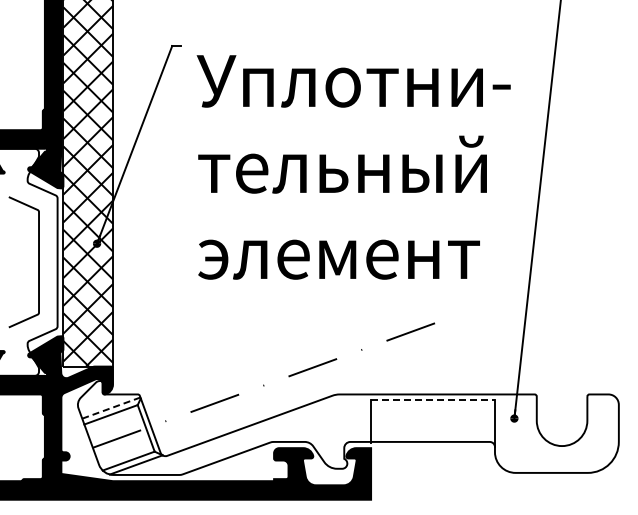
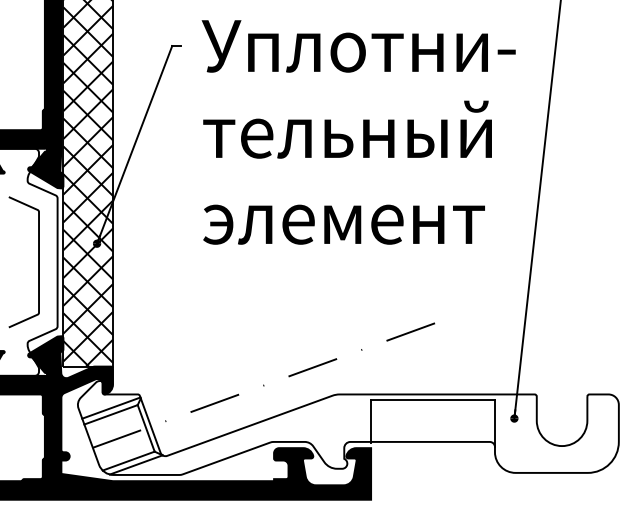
text position: (353, 167) -> (358, 132) (358, 132)
line: dashed -> solid (433, 399)
line: dashed -> solid (111, 408)
